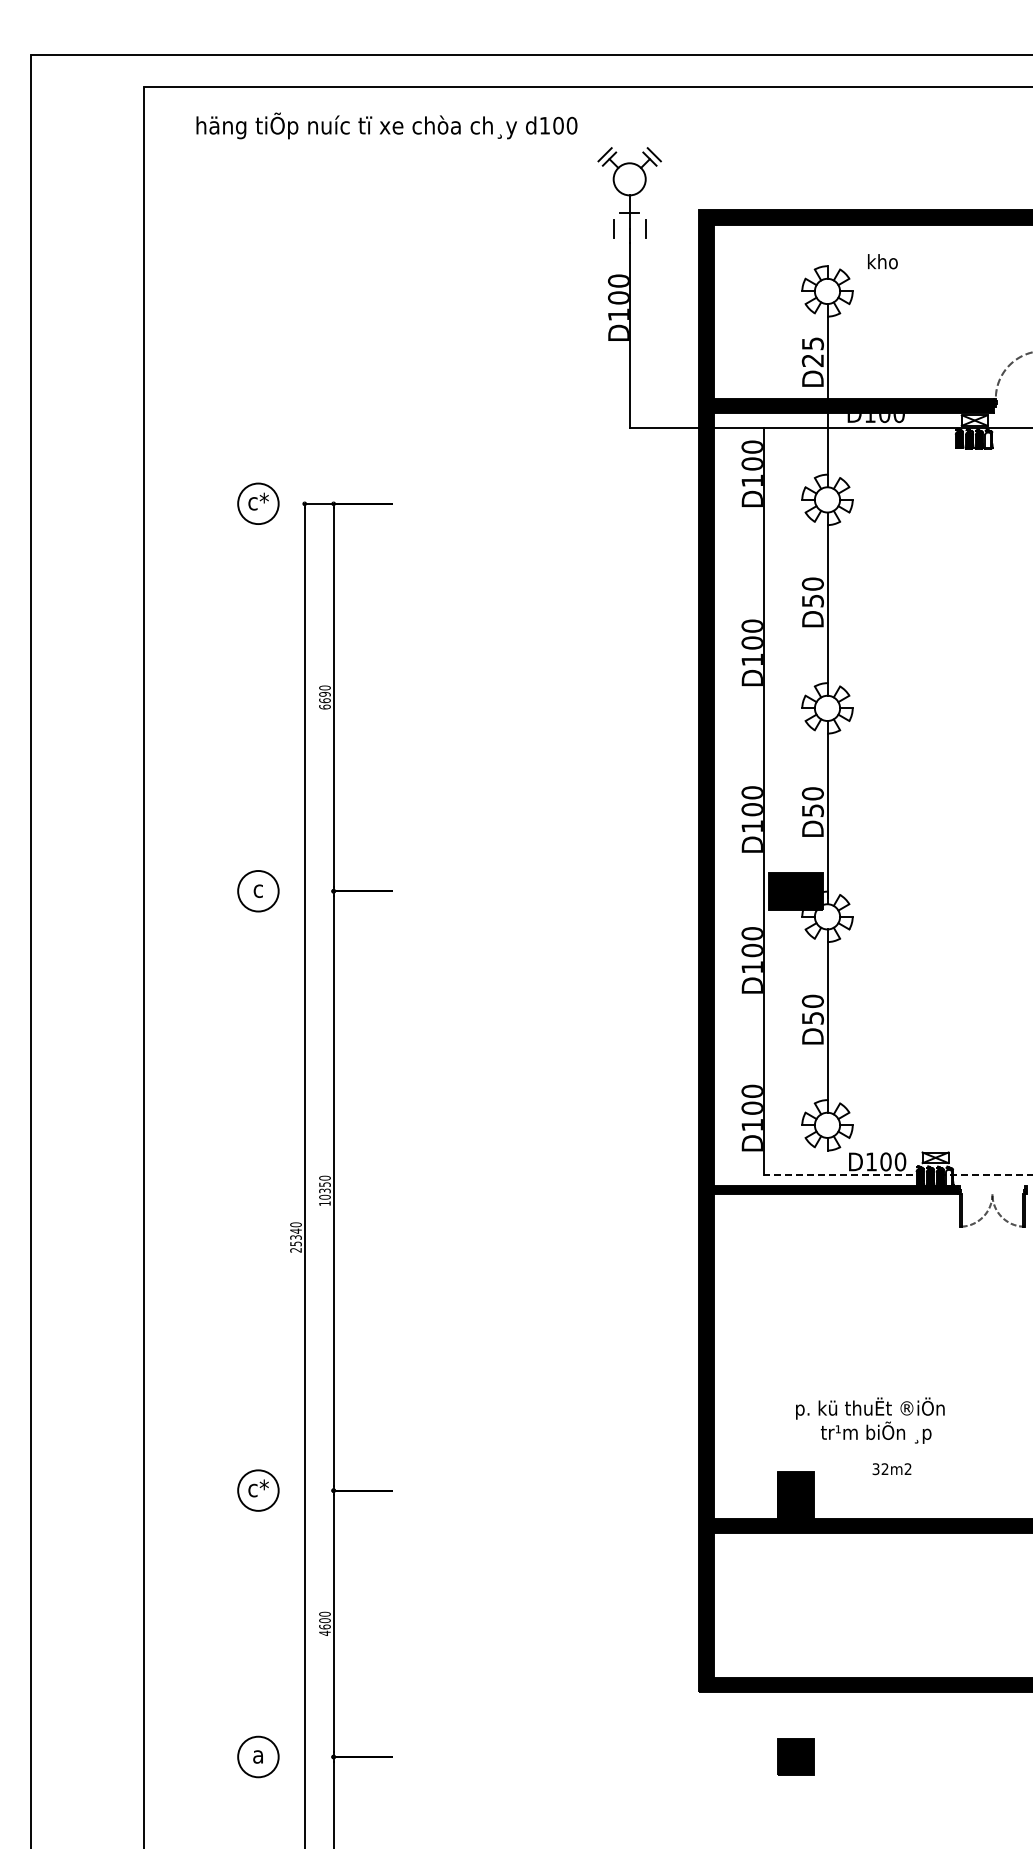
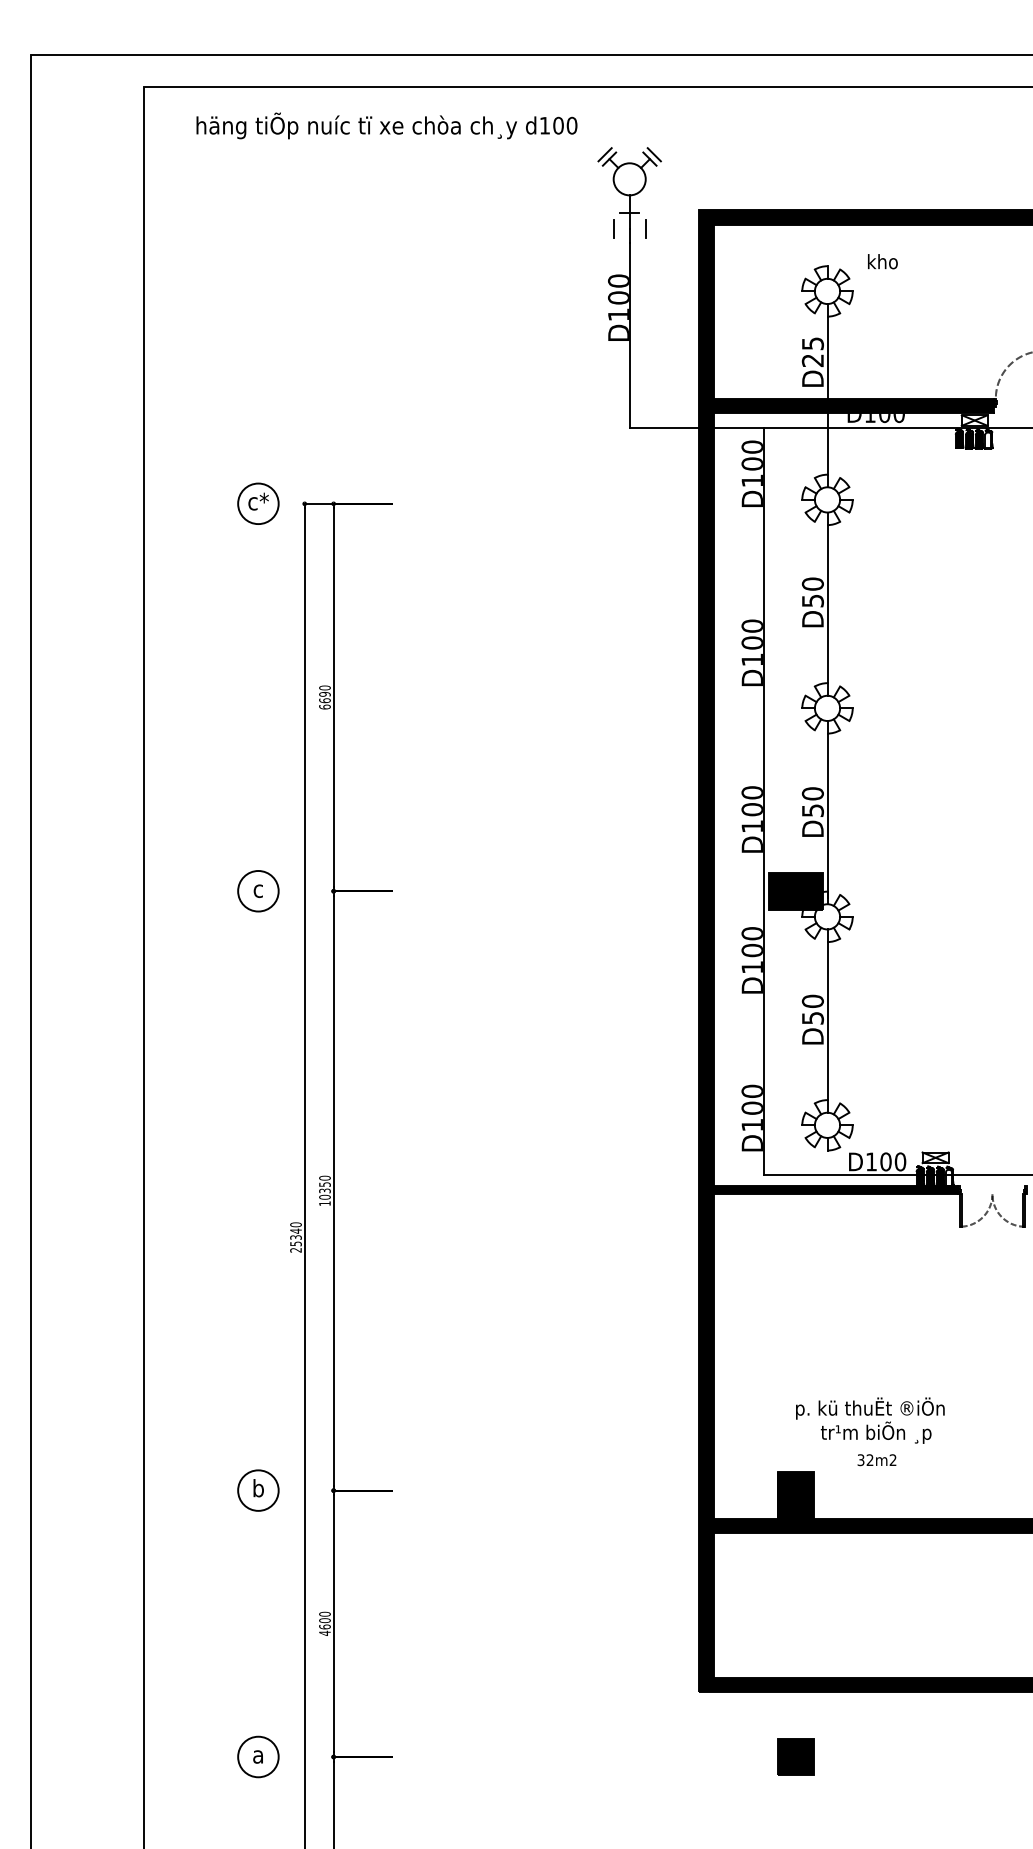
line: dashed -> solid (898, 1175)
text position: (891, 1469) -> (876, 1460) (876, 1460)
text: c* -> b (258, 1488)
